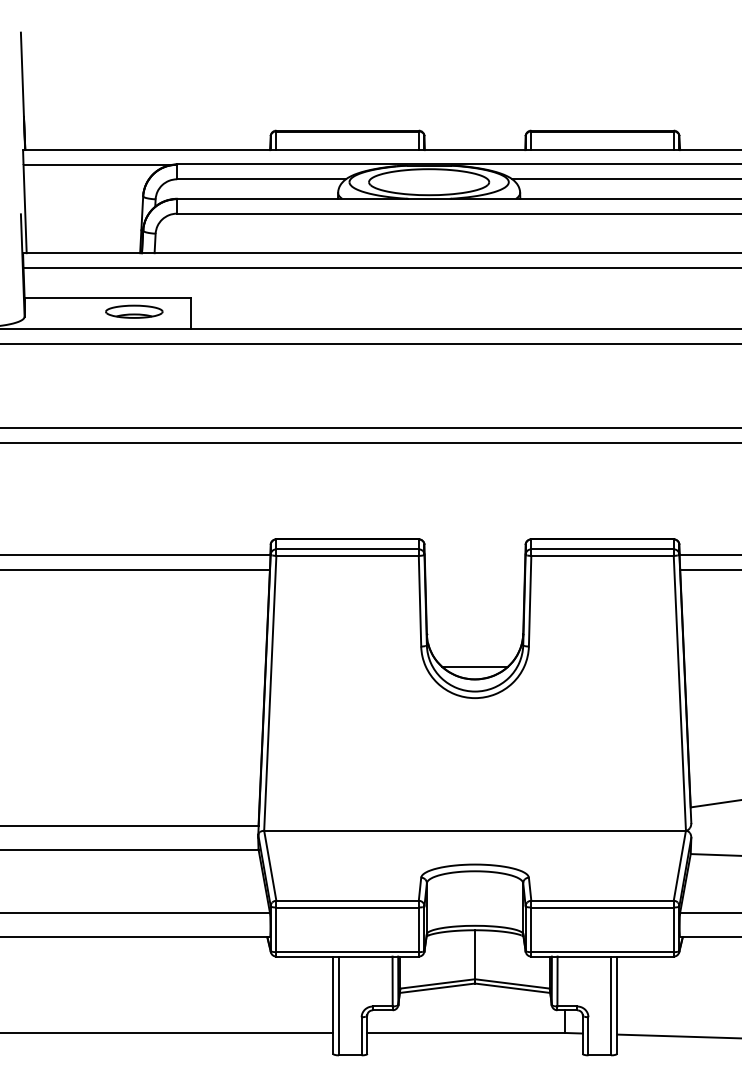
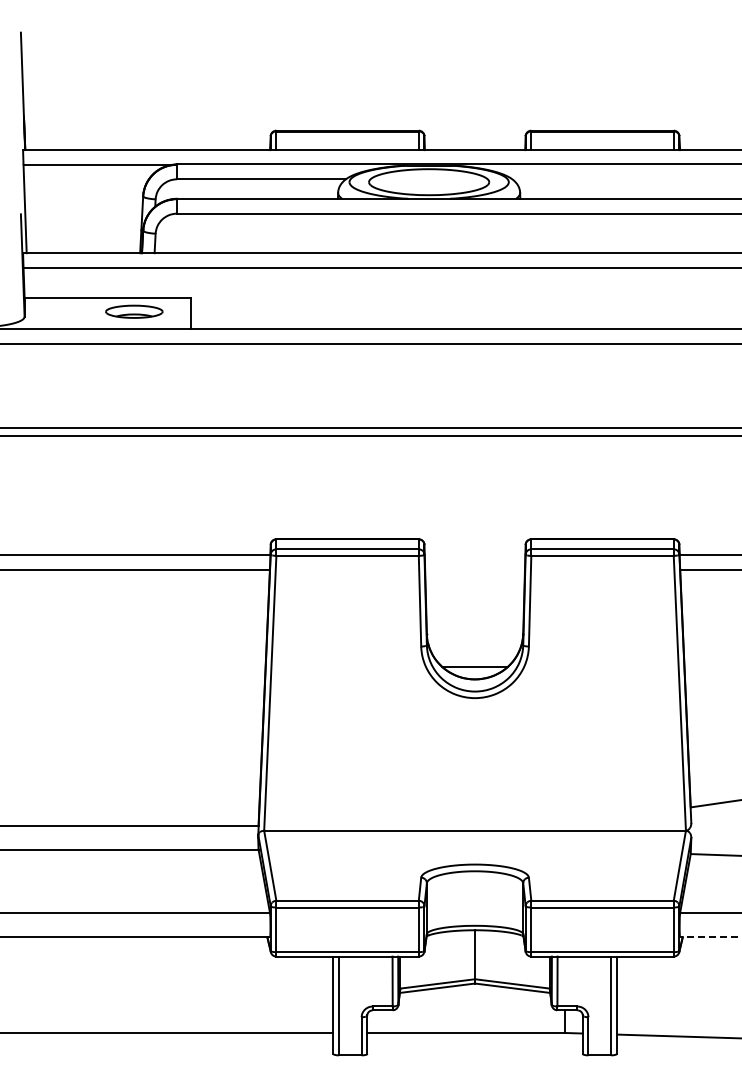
line: present -> none (625, 179)
line position: (370, 442) -> (370, 435) (370, 435)
line: solid -> dashed (711, 937)
